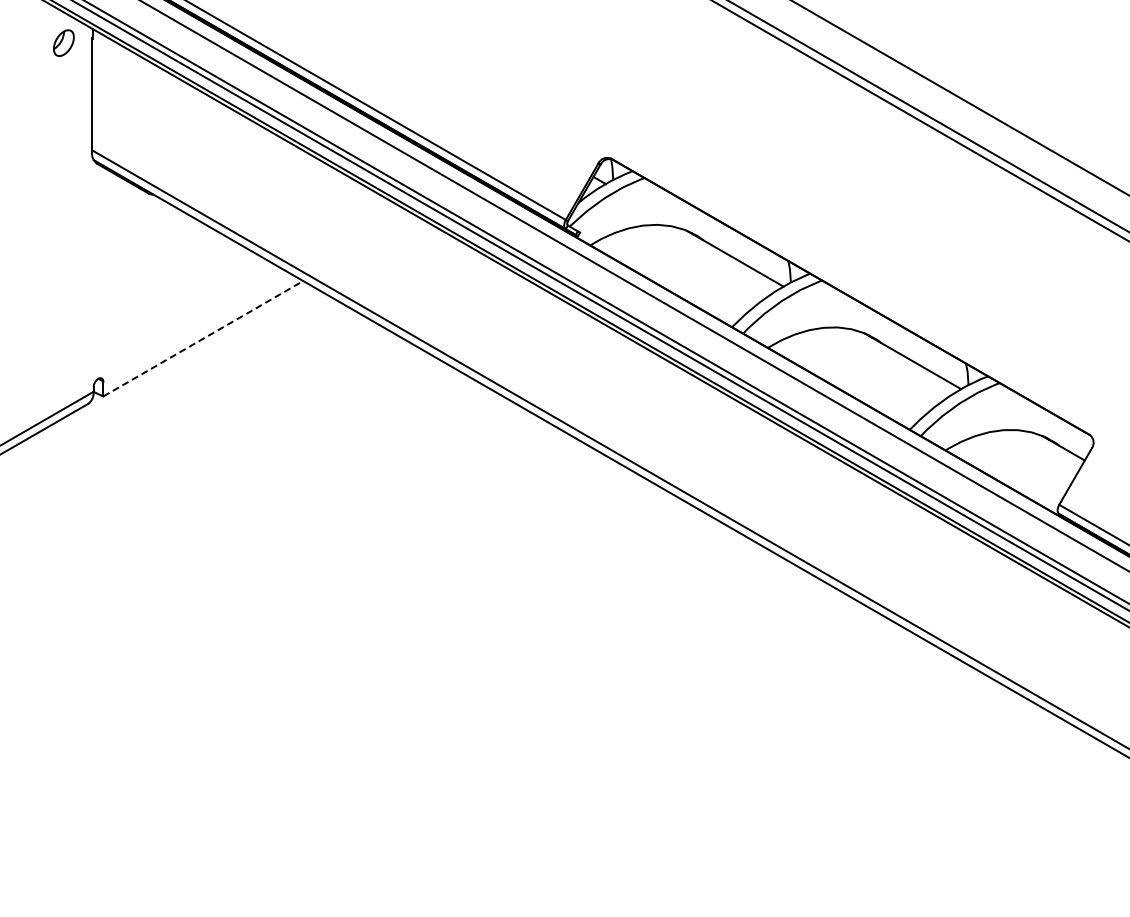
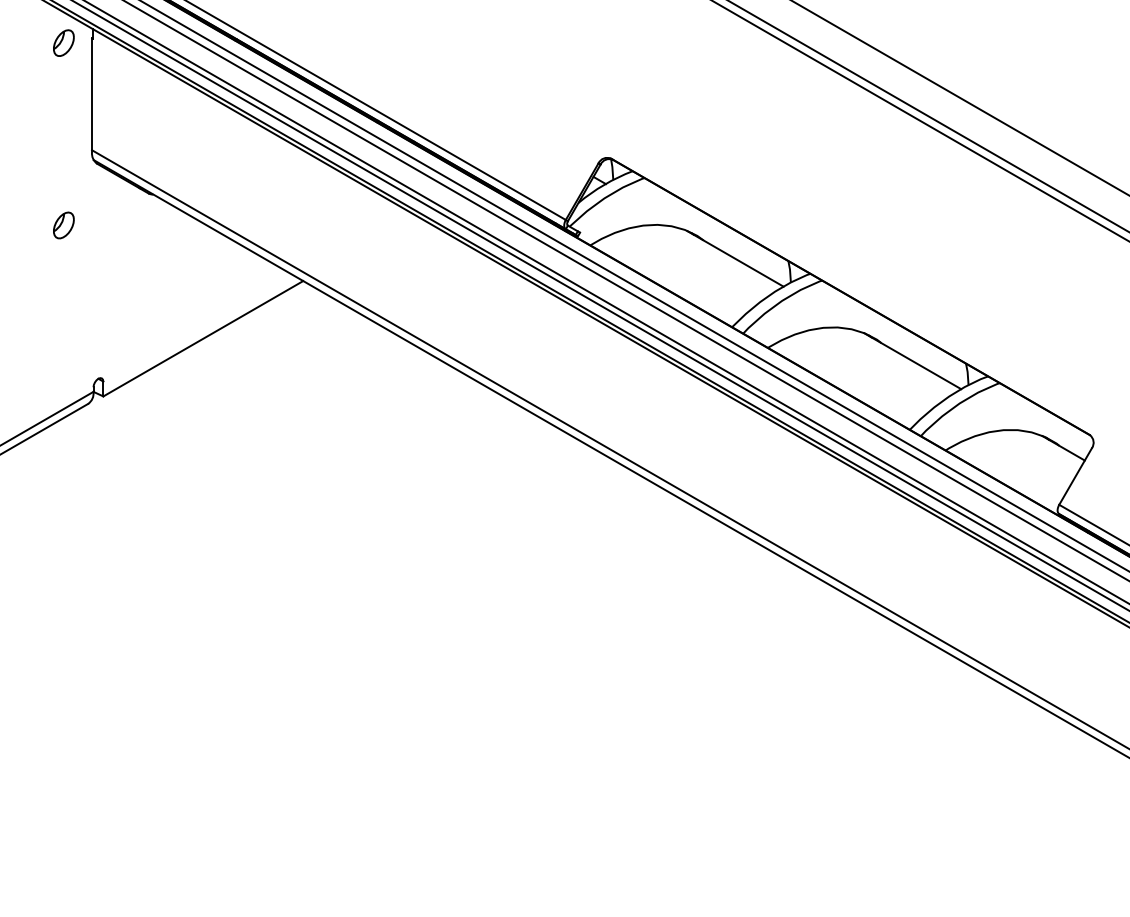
part: none -> present (63, 225)
line: none -> present (626, 290)
line: dashed -> solid (203, 338)
